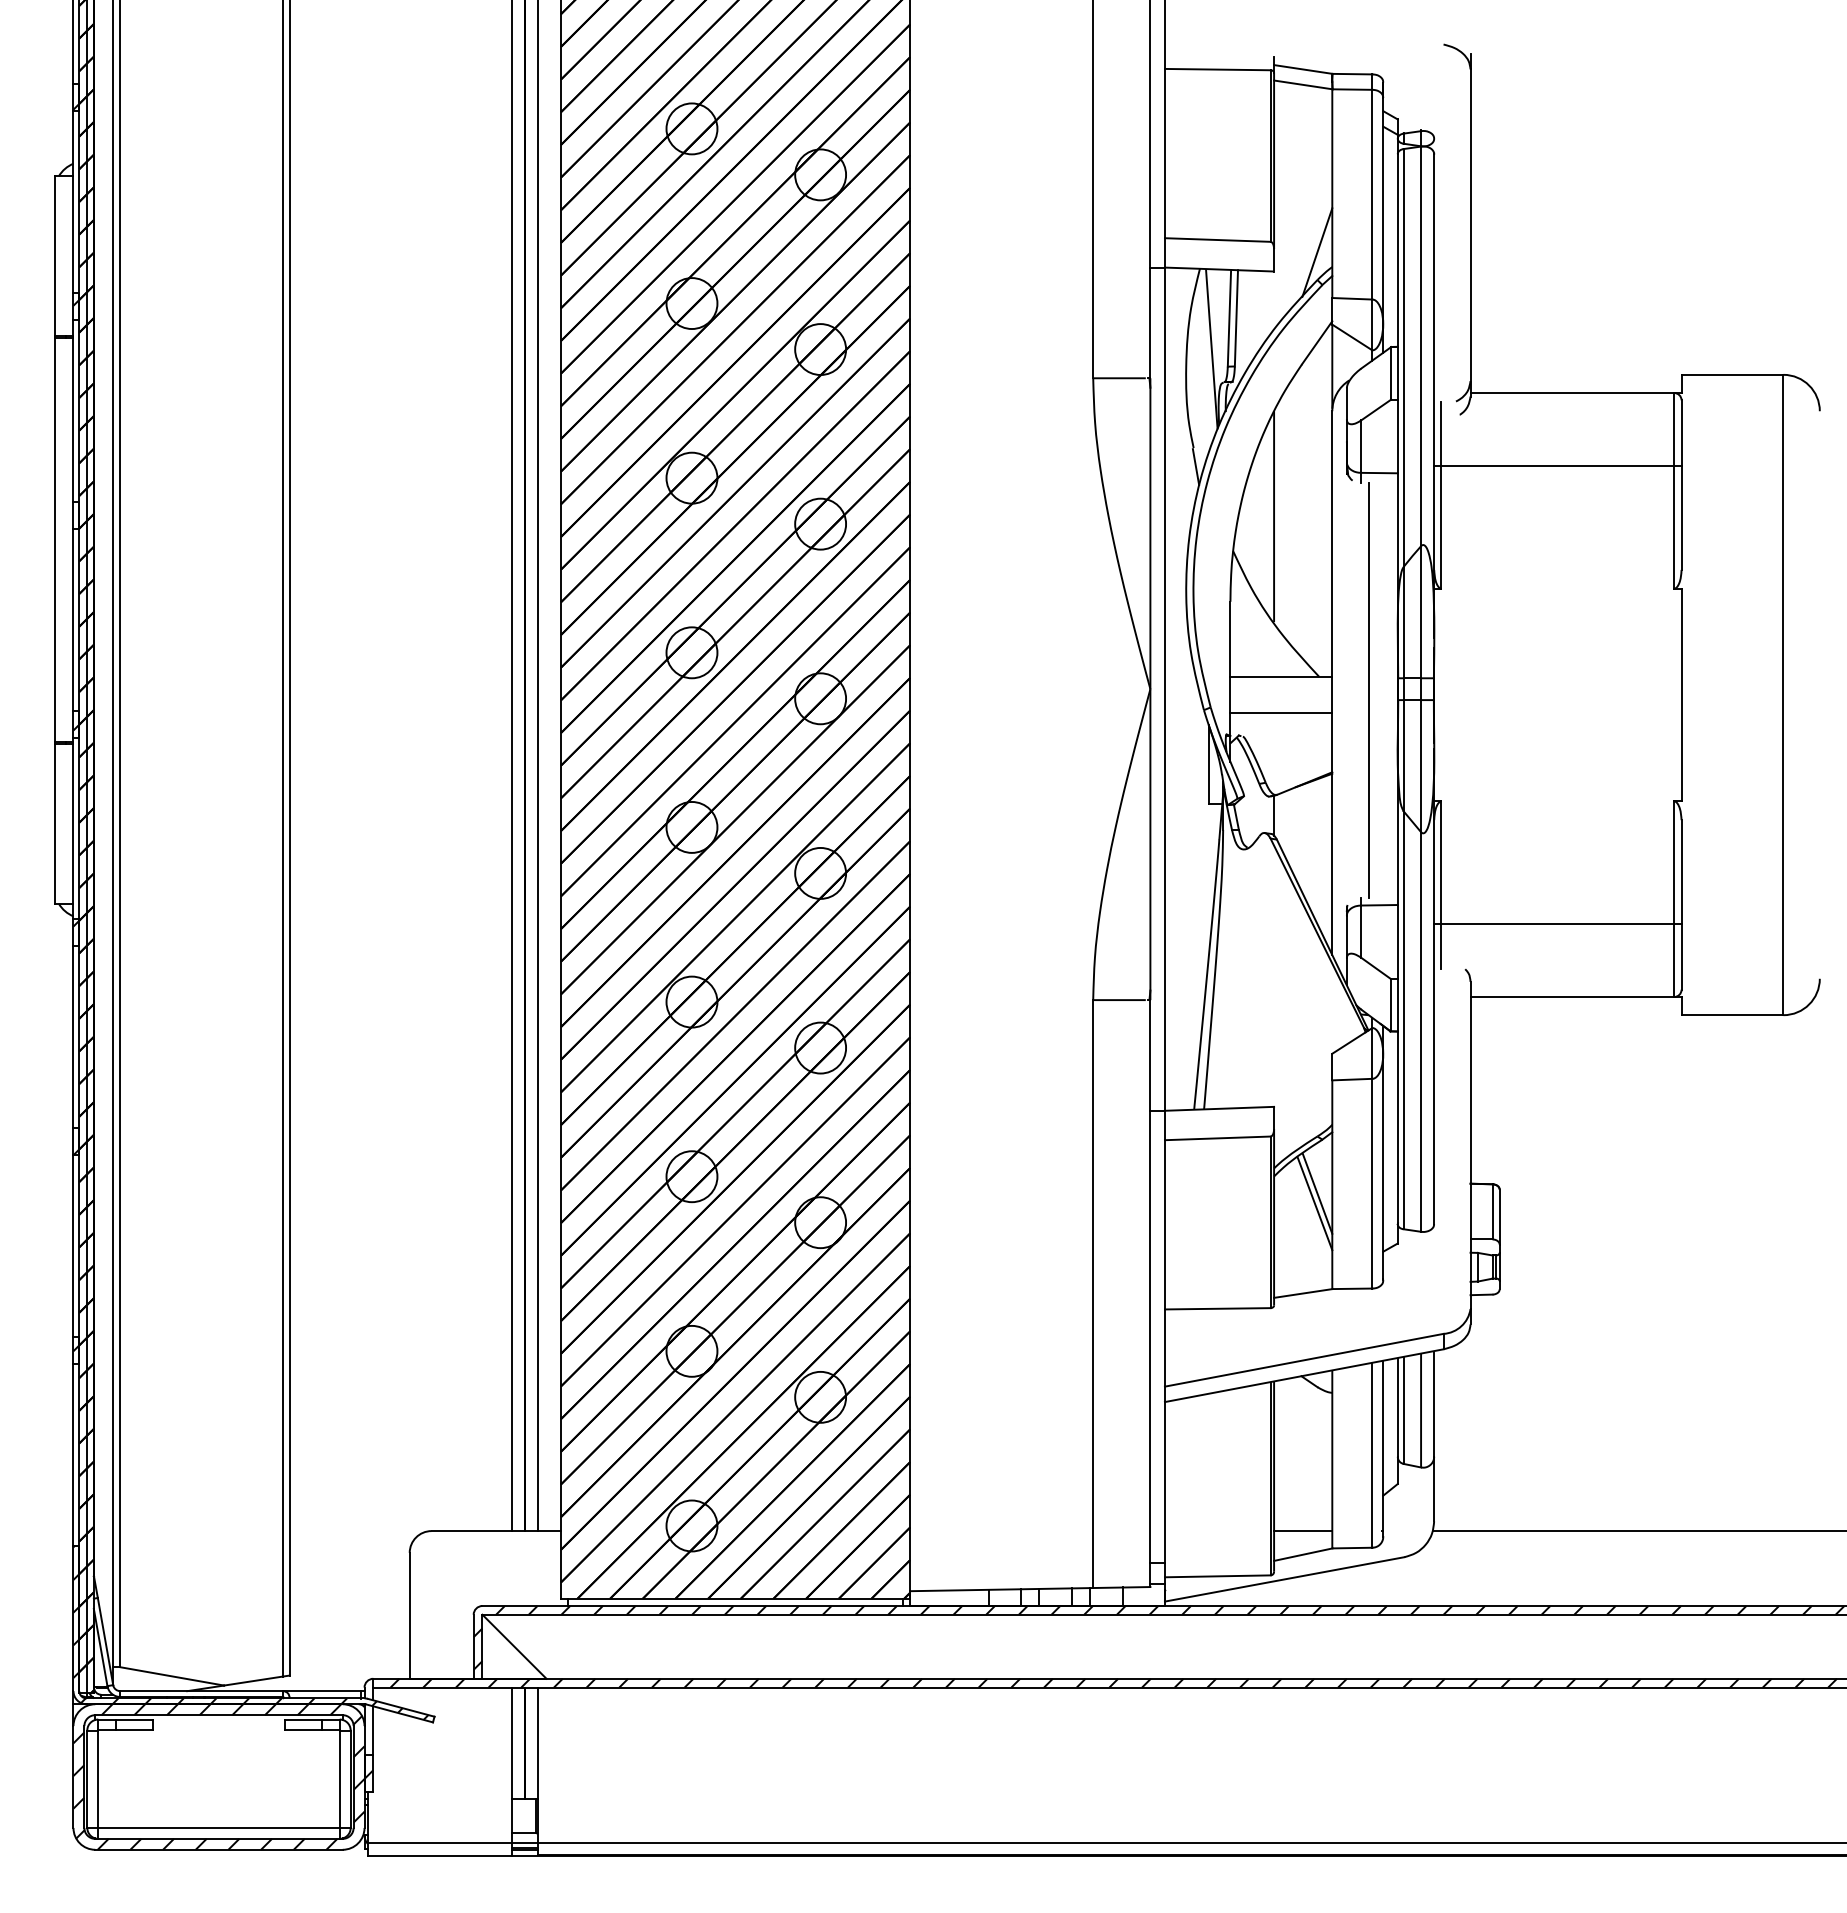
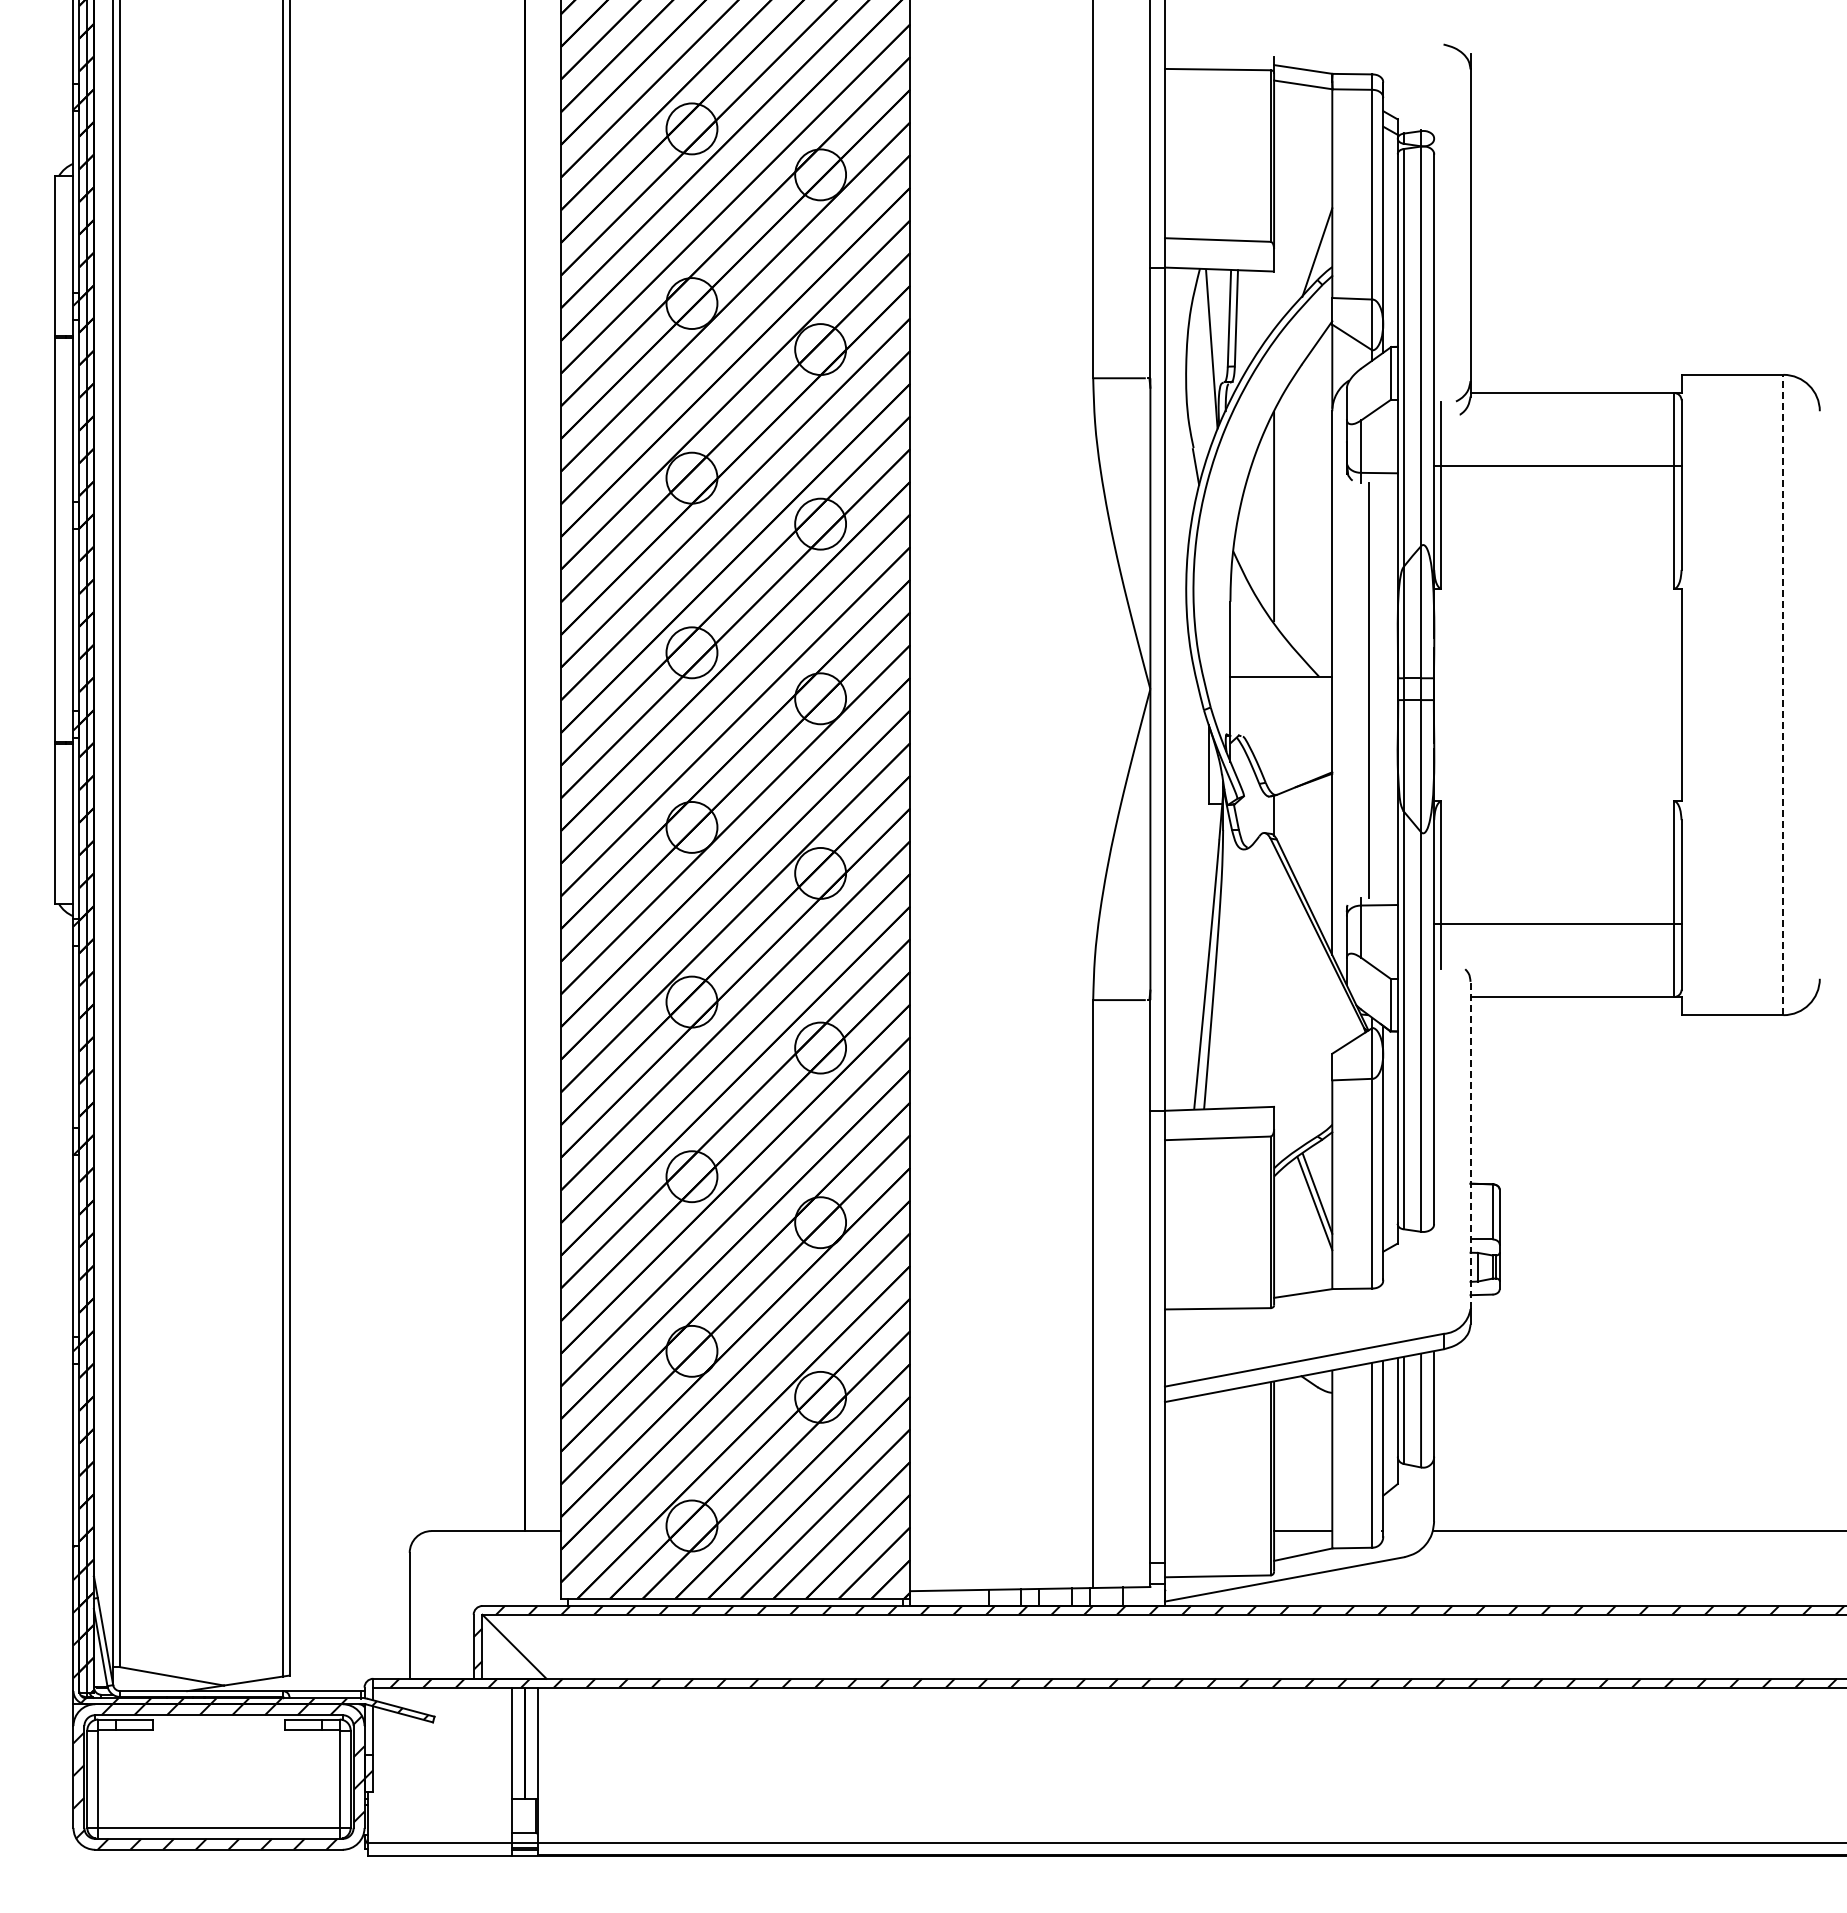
line: solid -> dashed (1783, 694)
line: present -> none (1281, 713)
line: present -> none (511, 766)
line: present -> none (537, 766)
line: solid -> dashed (1470, 1145)
